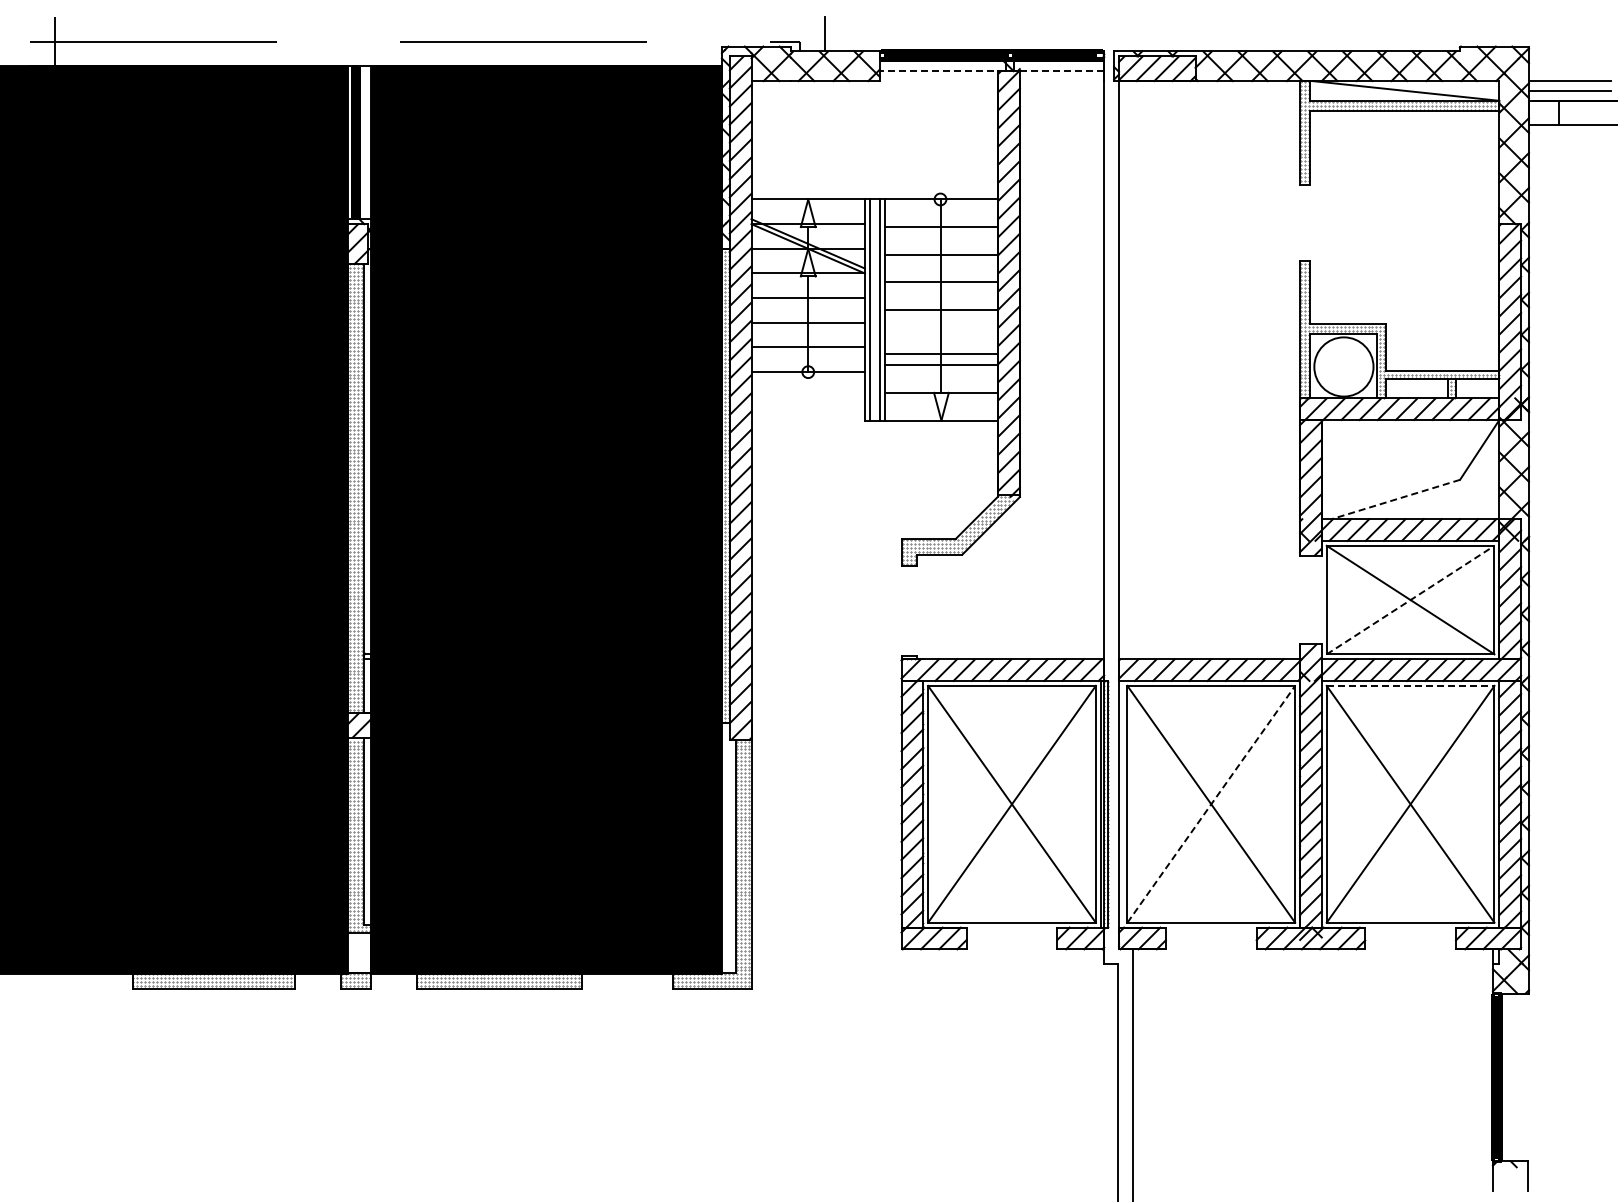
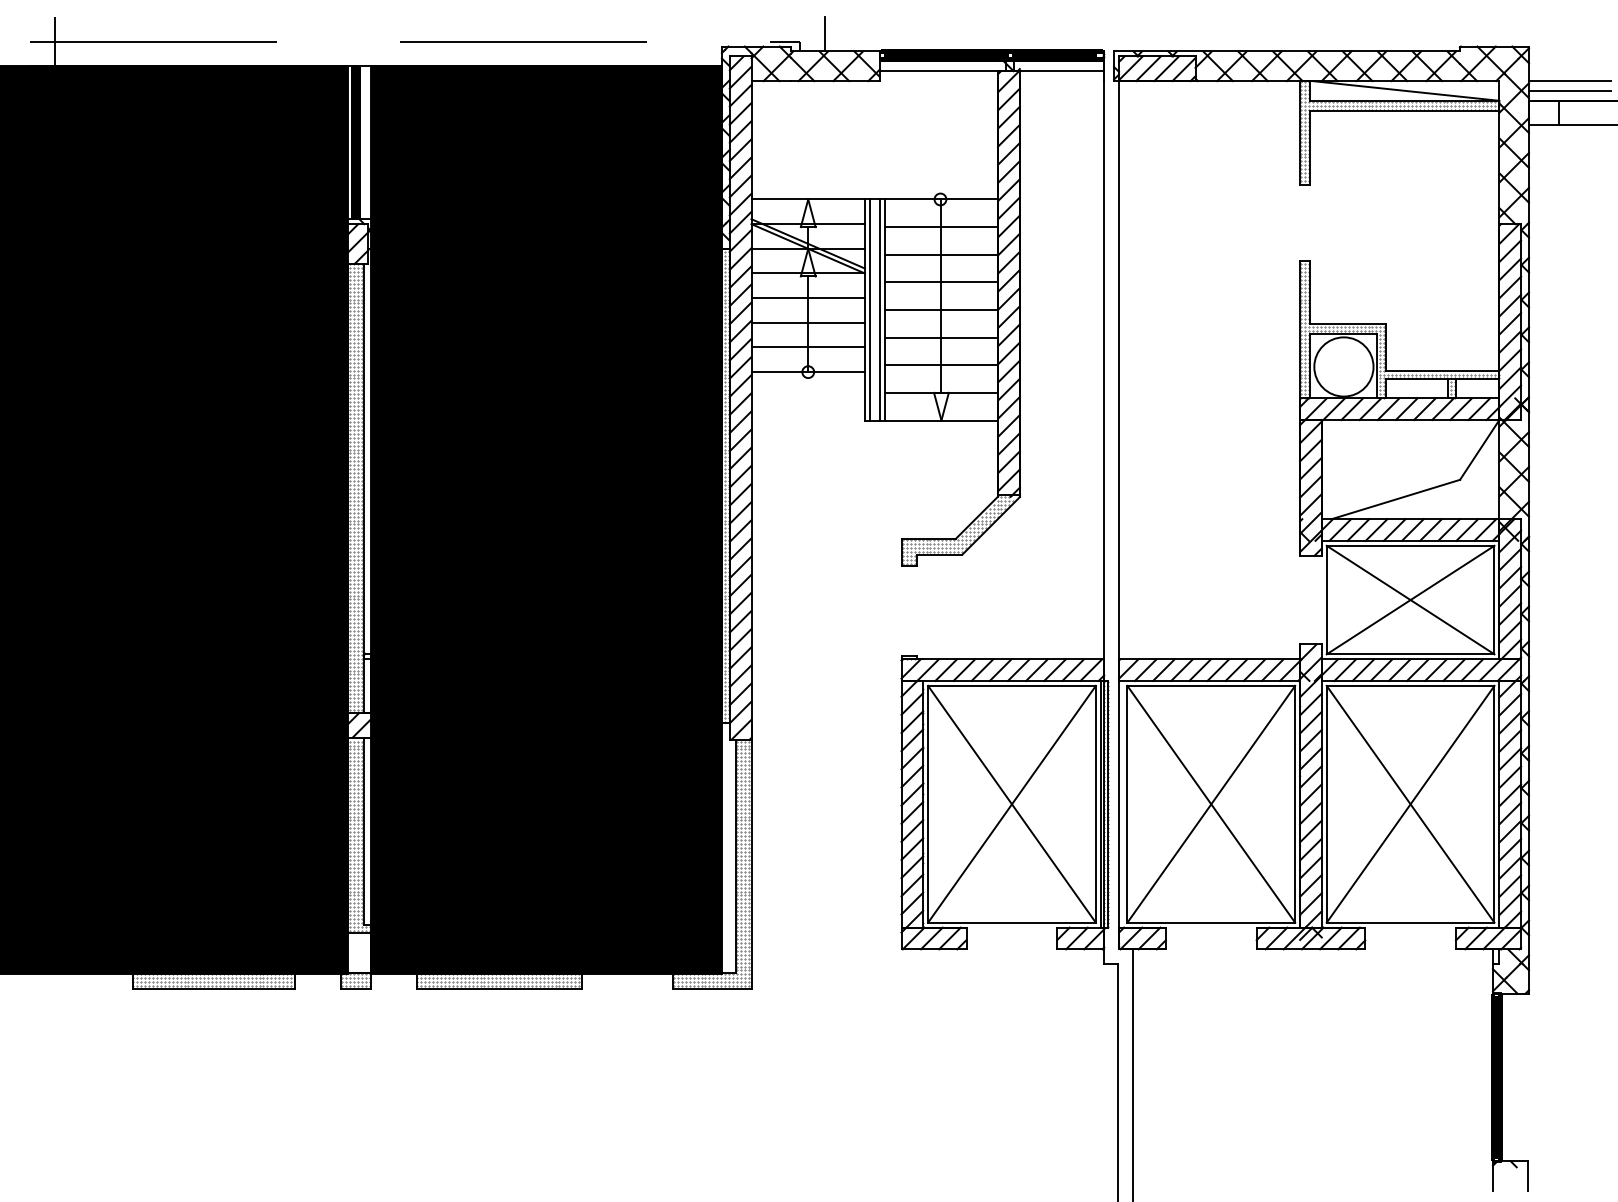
line: dashed -> solid (991, 71)
line position: (941, 353) -> (941, 337) (941, 337)
line: dashed -> solid (1395, 499)
line: dashed -> solid (1410, 600)
line: dashed -> solid (1410, 685)
line: dashed -> solid (1211, 803)
